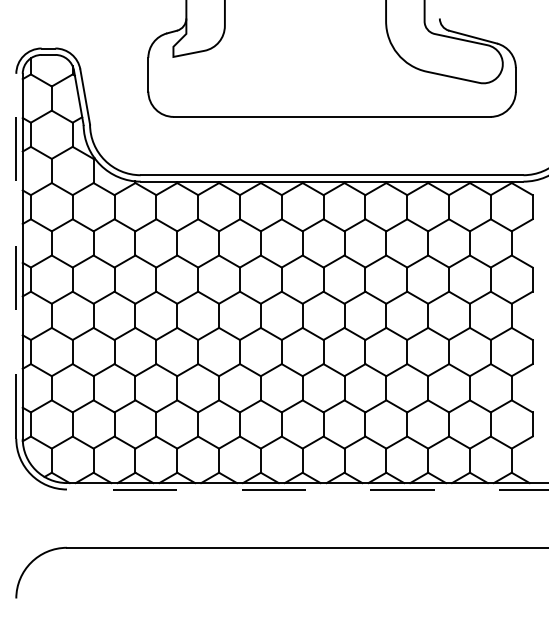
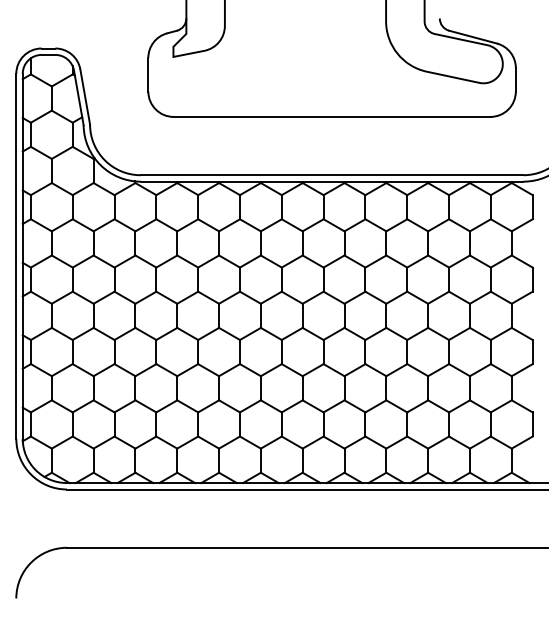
line: dashed -> solid (16, 255)
line: dashed -> solid (307, 489)
